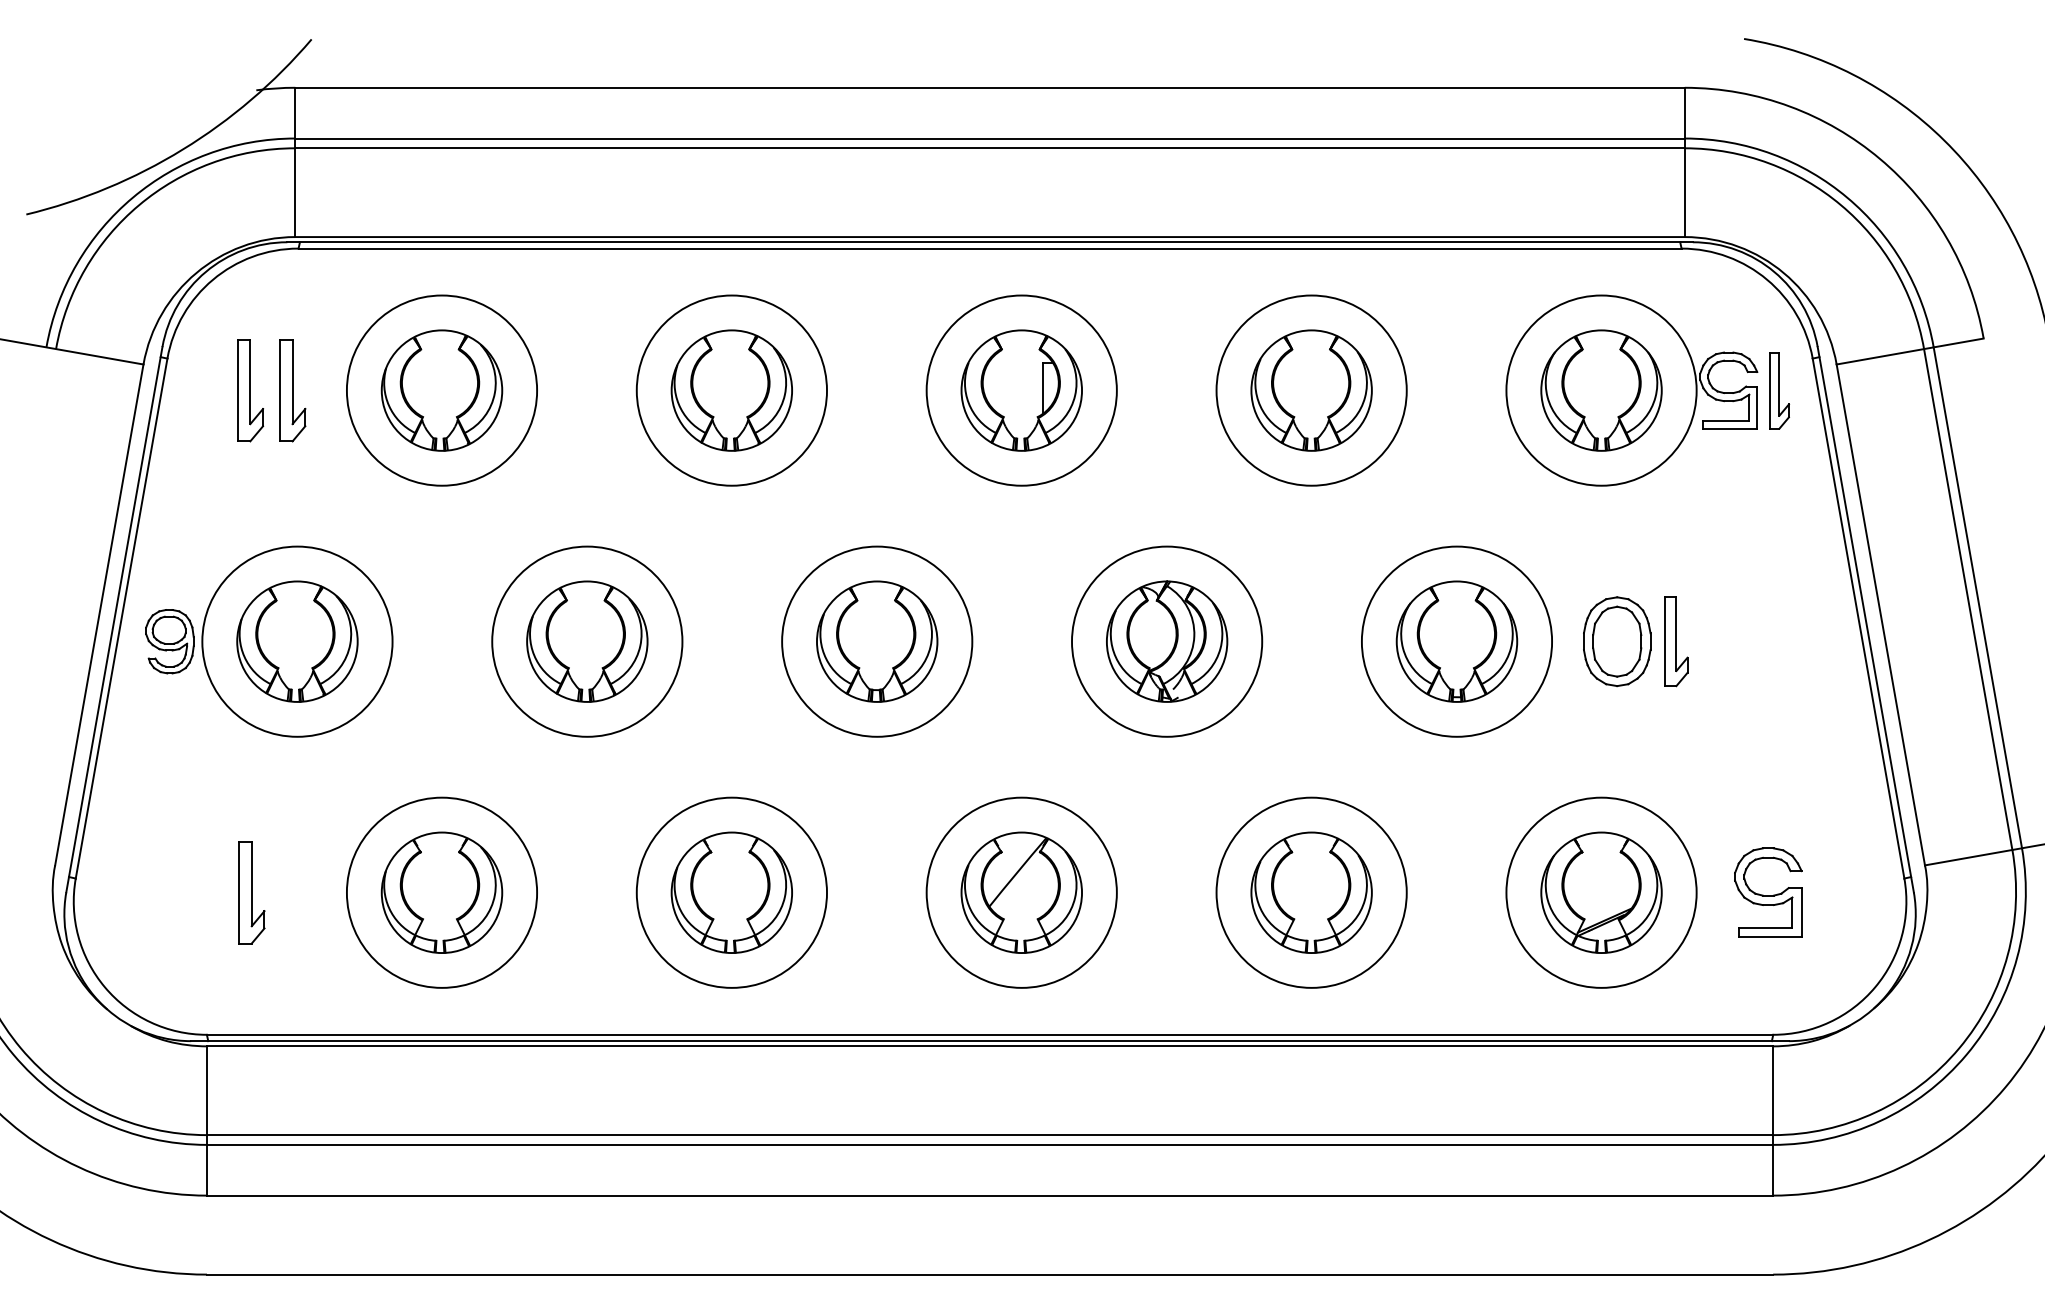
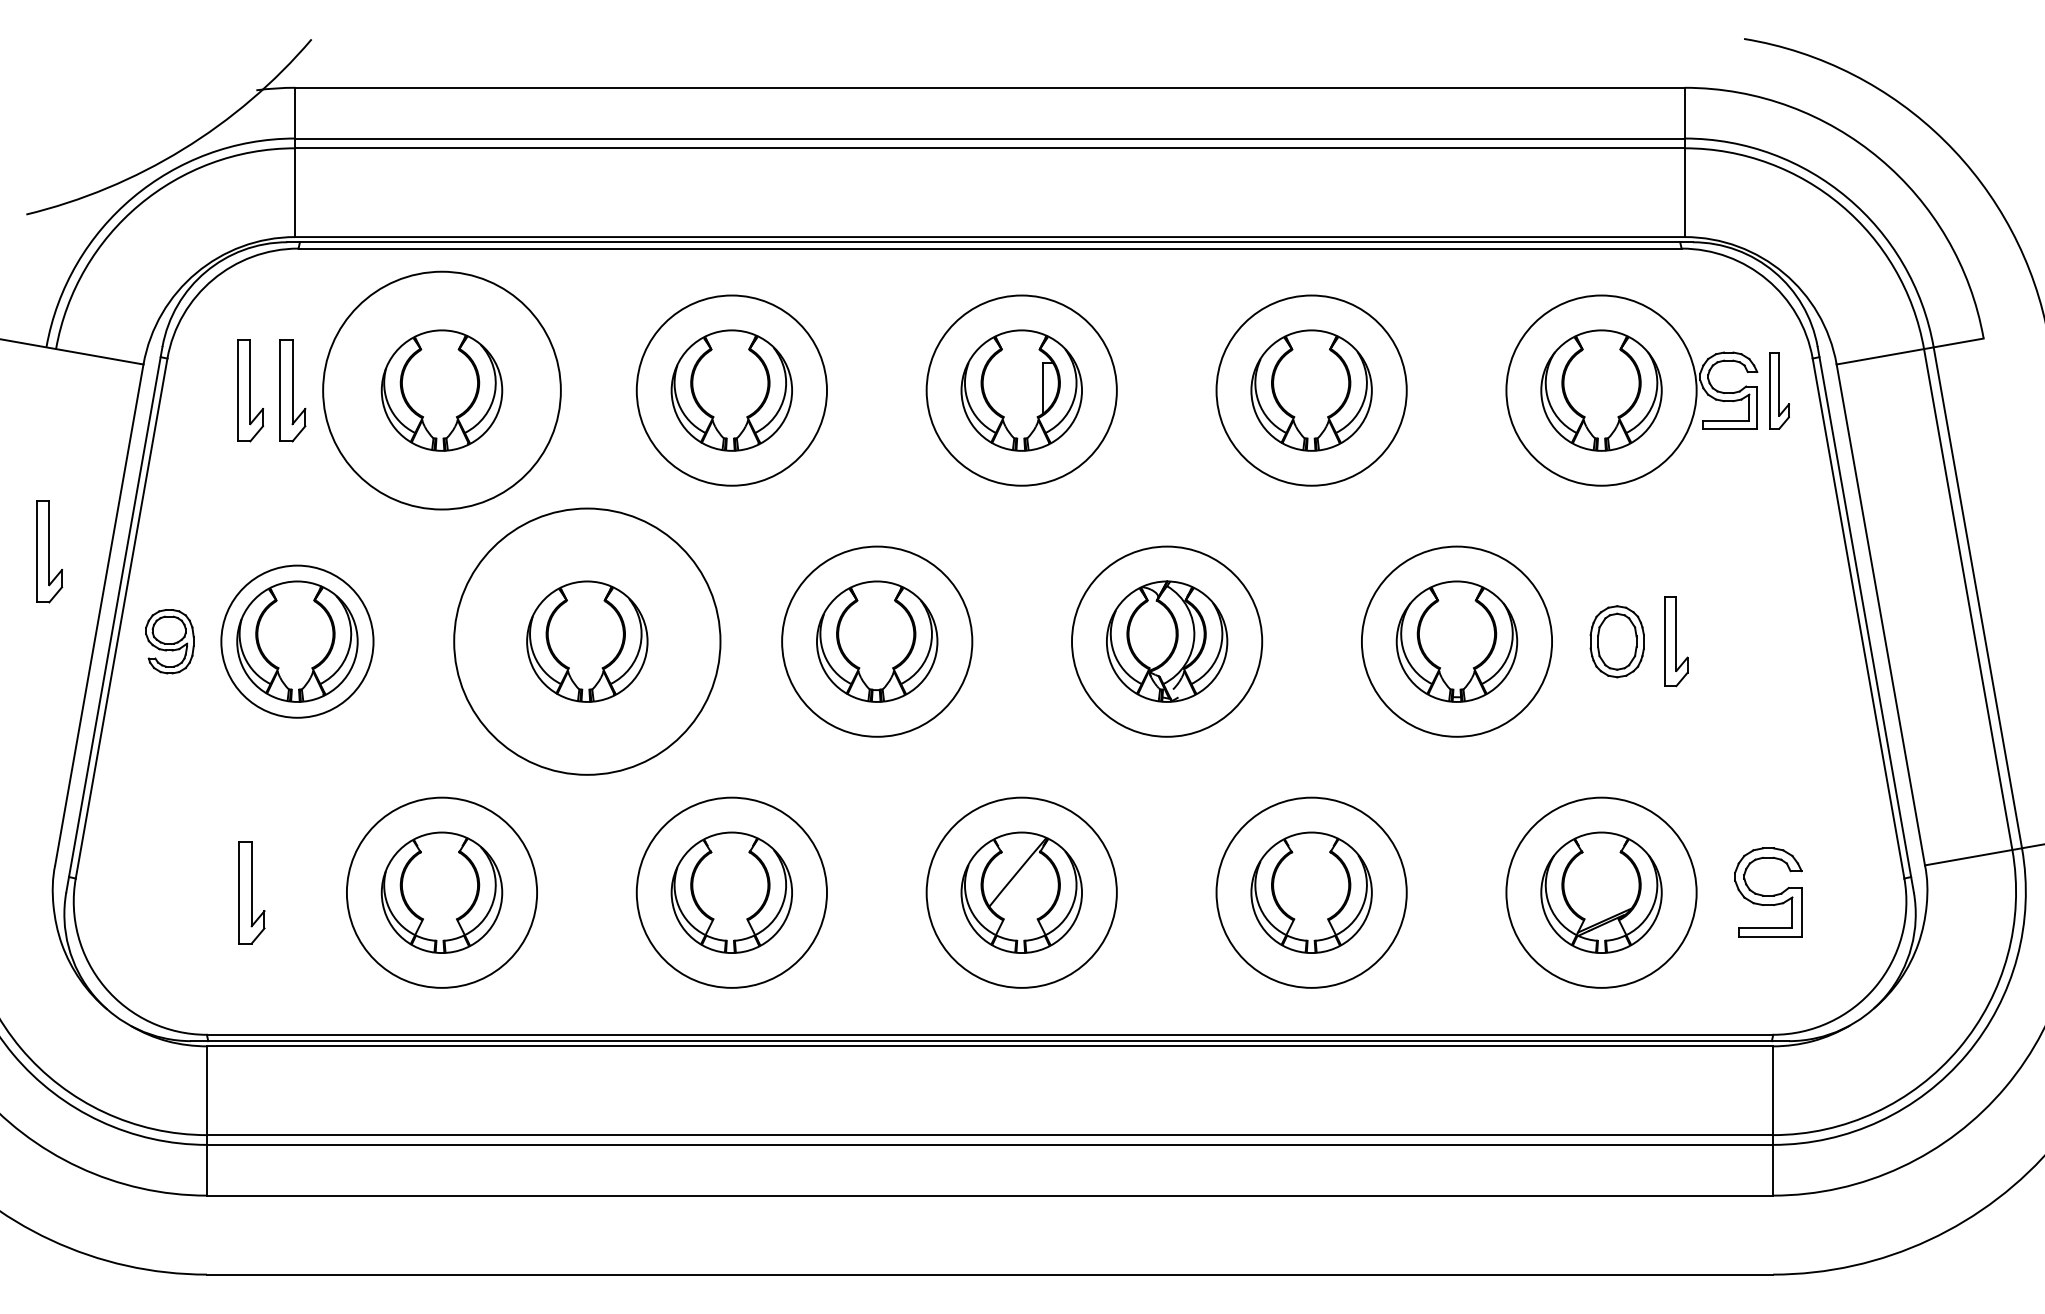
circle diameter: 190 px -> 238 px (441, 390)
part: none -> present (49, 551)
circle diameter: 190 px -> 152 px (297, 641)
circle diameter: 190 px -> 266 px (587, 641)
part size: 69x92 px -> 56x74 px (1616, 641)
